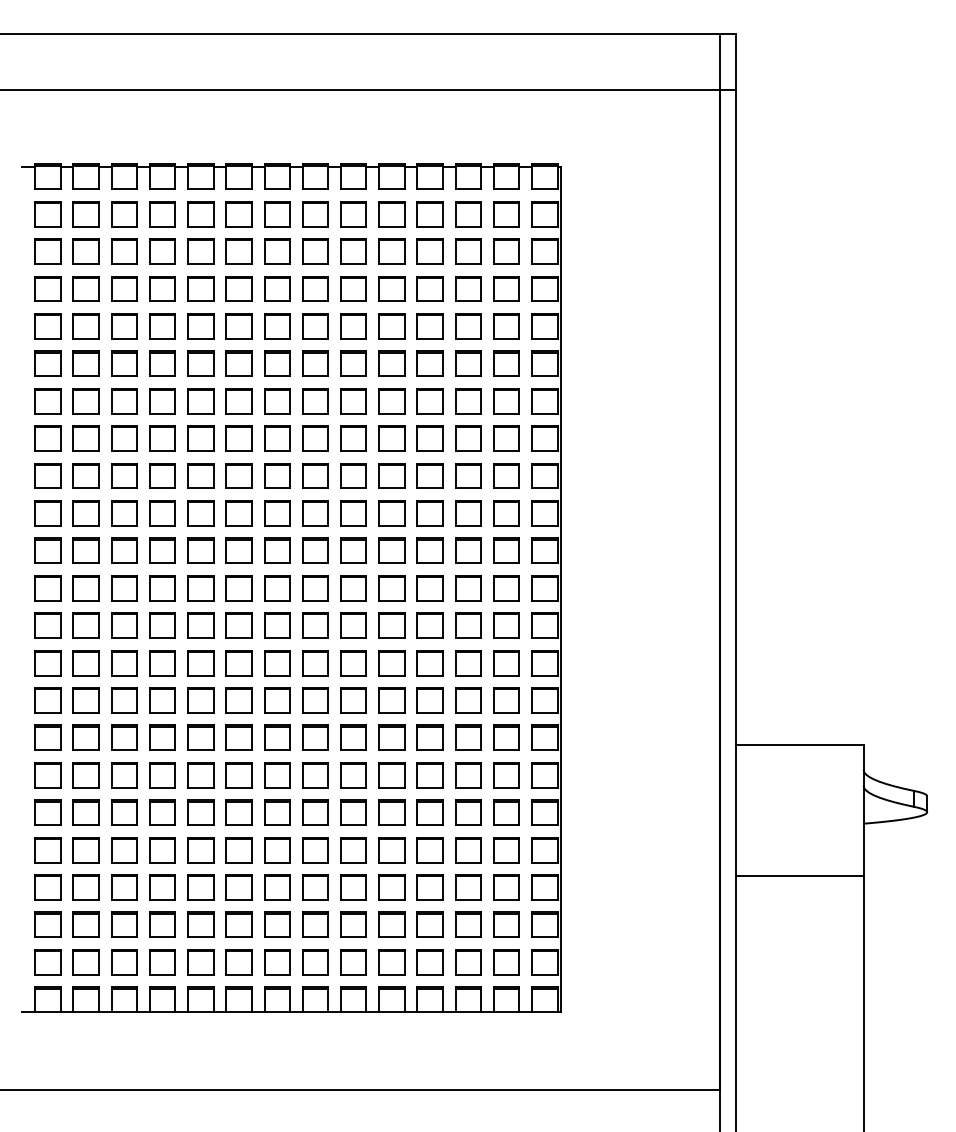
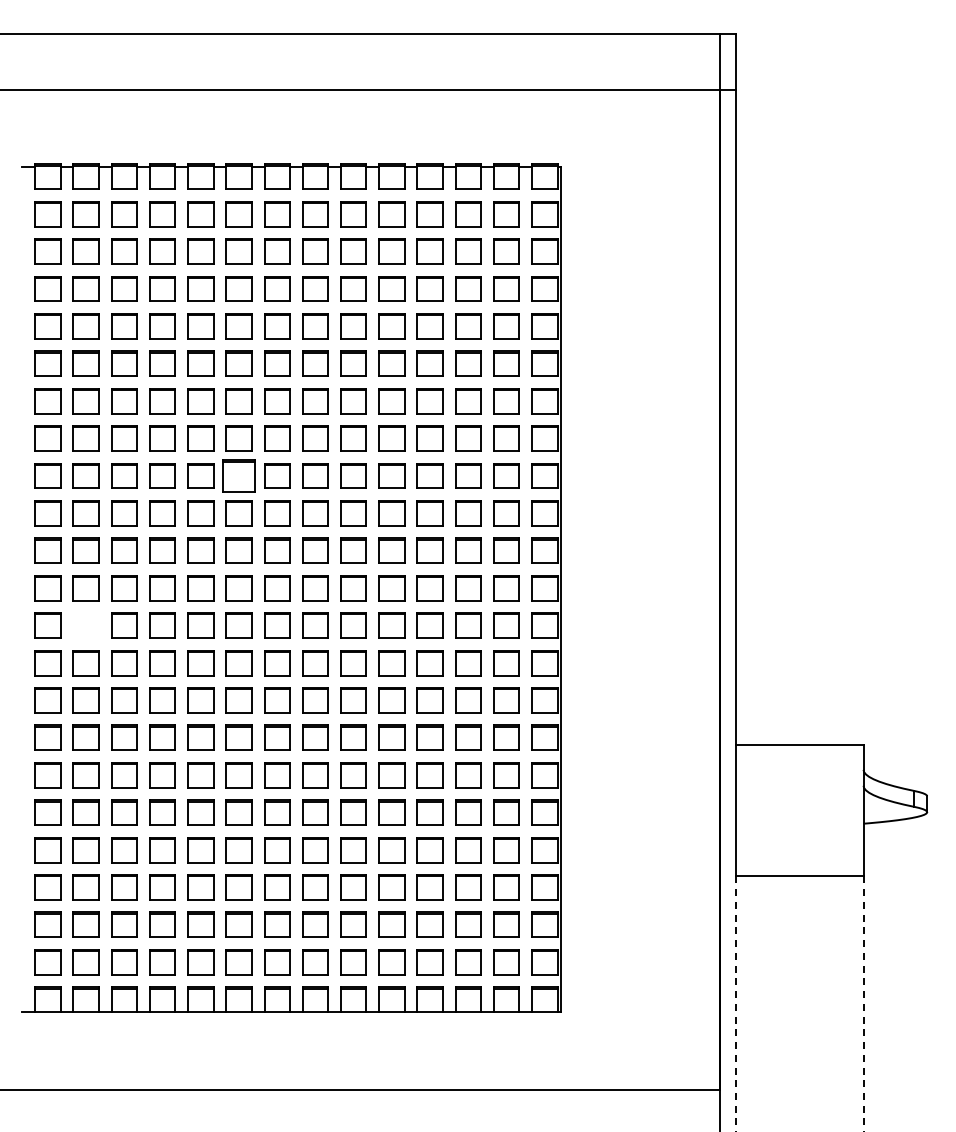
part size: 28x26 px -> 34x34 px (238, 475)
part: present -> none (85, 625)
line: solid -> dashed (736, 1004)
line: solid -> dashed (863, 1004)
